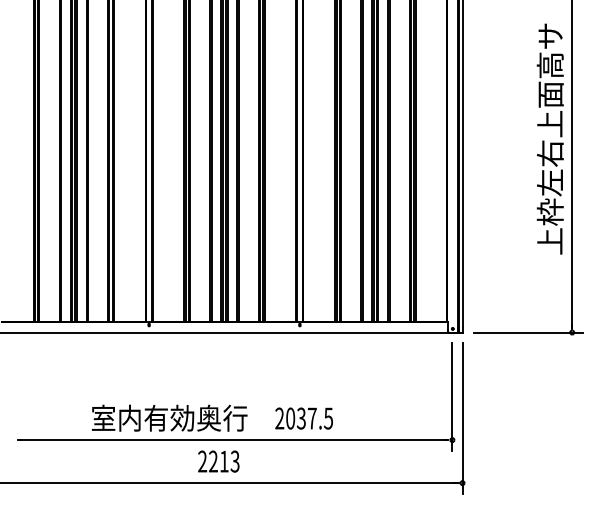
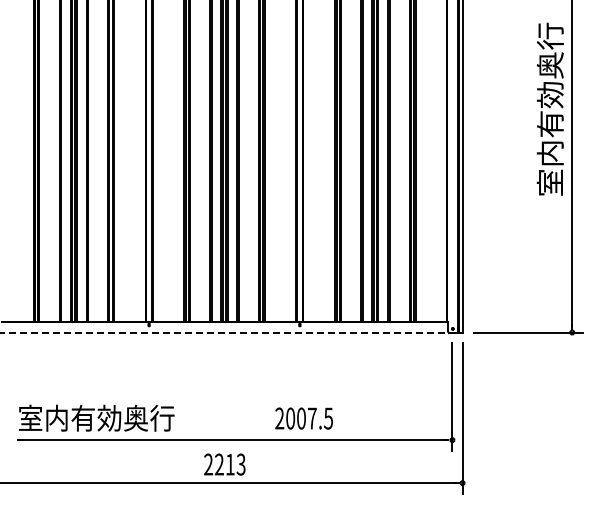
text: 上枠左右上面高サ -> 室内有効奥行 (549, 138)
line: solid -> dashed (231, 332)
text position: (169, 417) -> (96, 417) (96, 417)
text: 2037.5 -> 2007.5 (300, 418)
text position: (218, 461) -> (224, 464) (224, 464)
